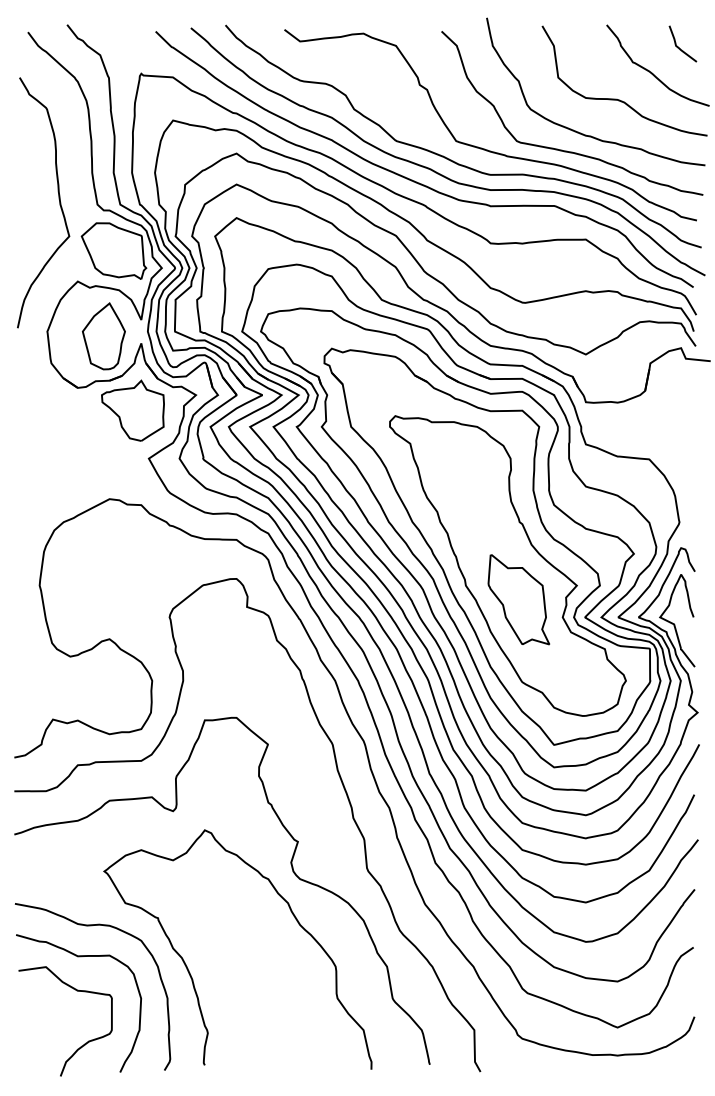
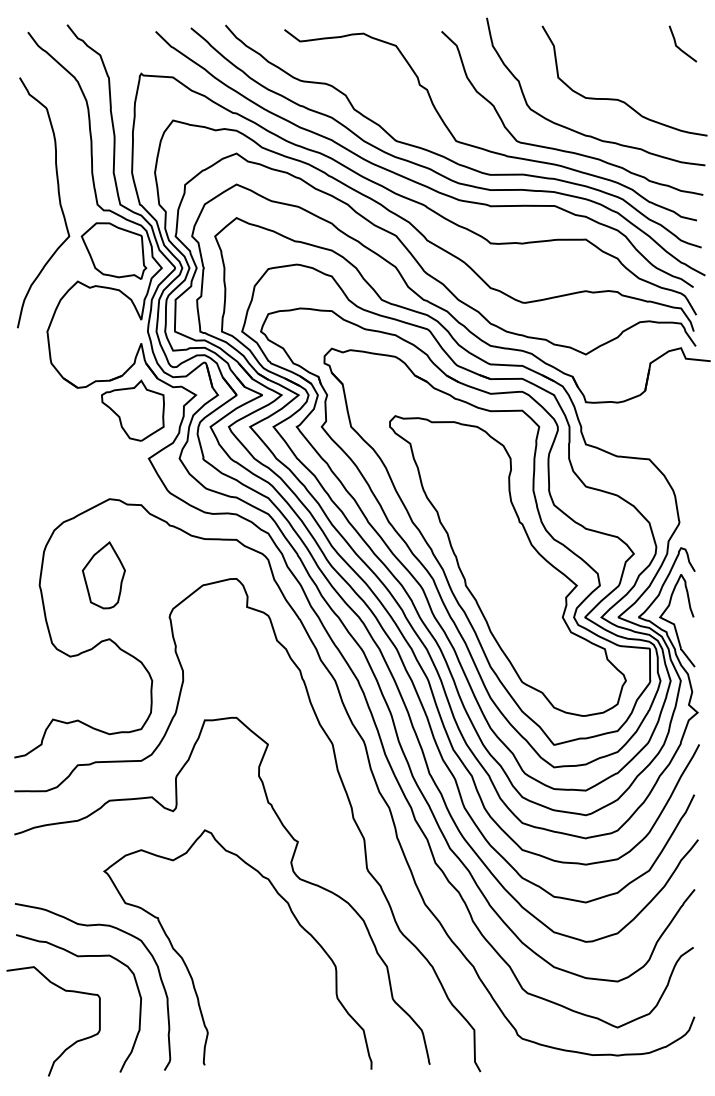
curve: present -> none (651, 71)
part position: (103, 336) -> (103, 575) (103, 575)
part: present -> none (518, 599)
curve position: (81, 1045) -> (69, 1045) (69, 1045)
